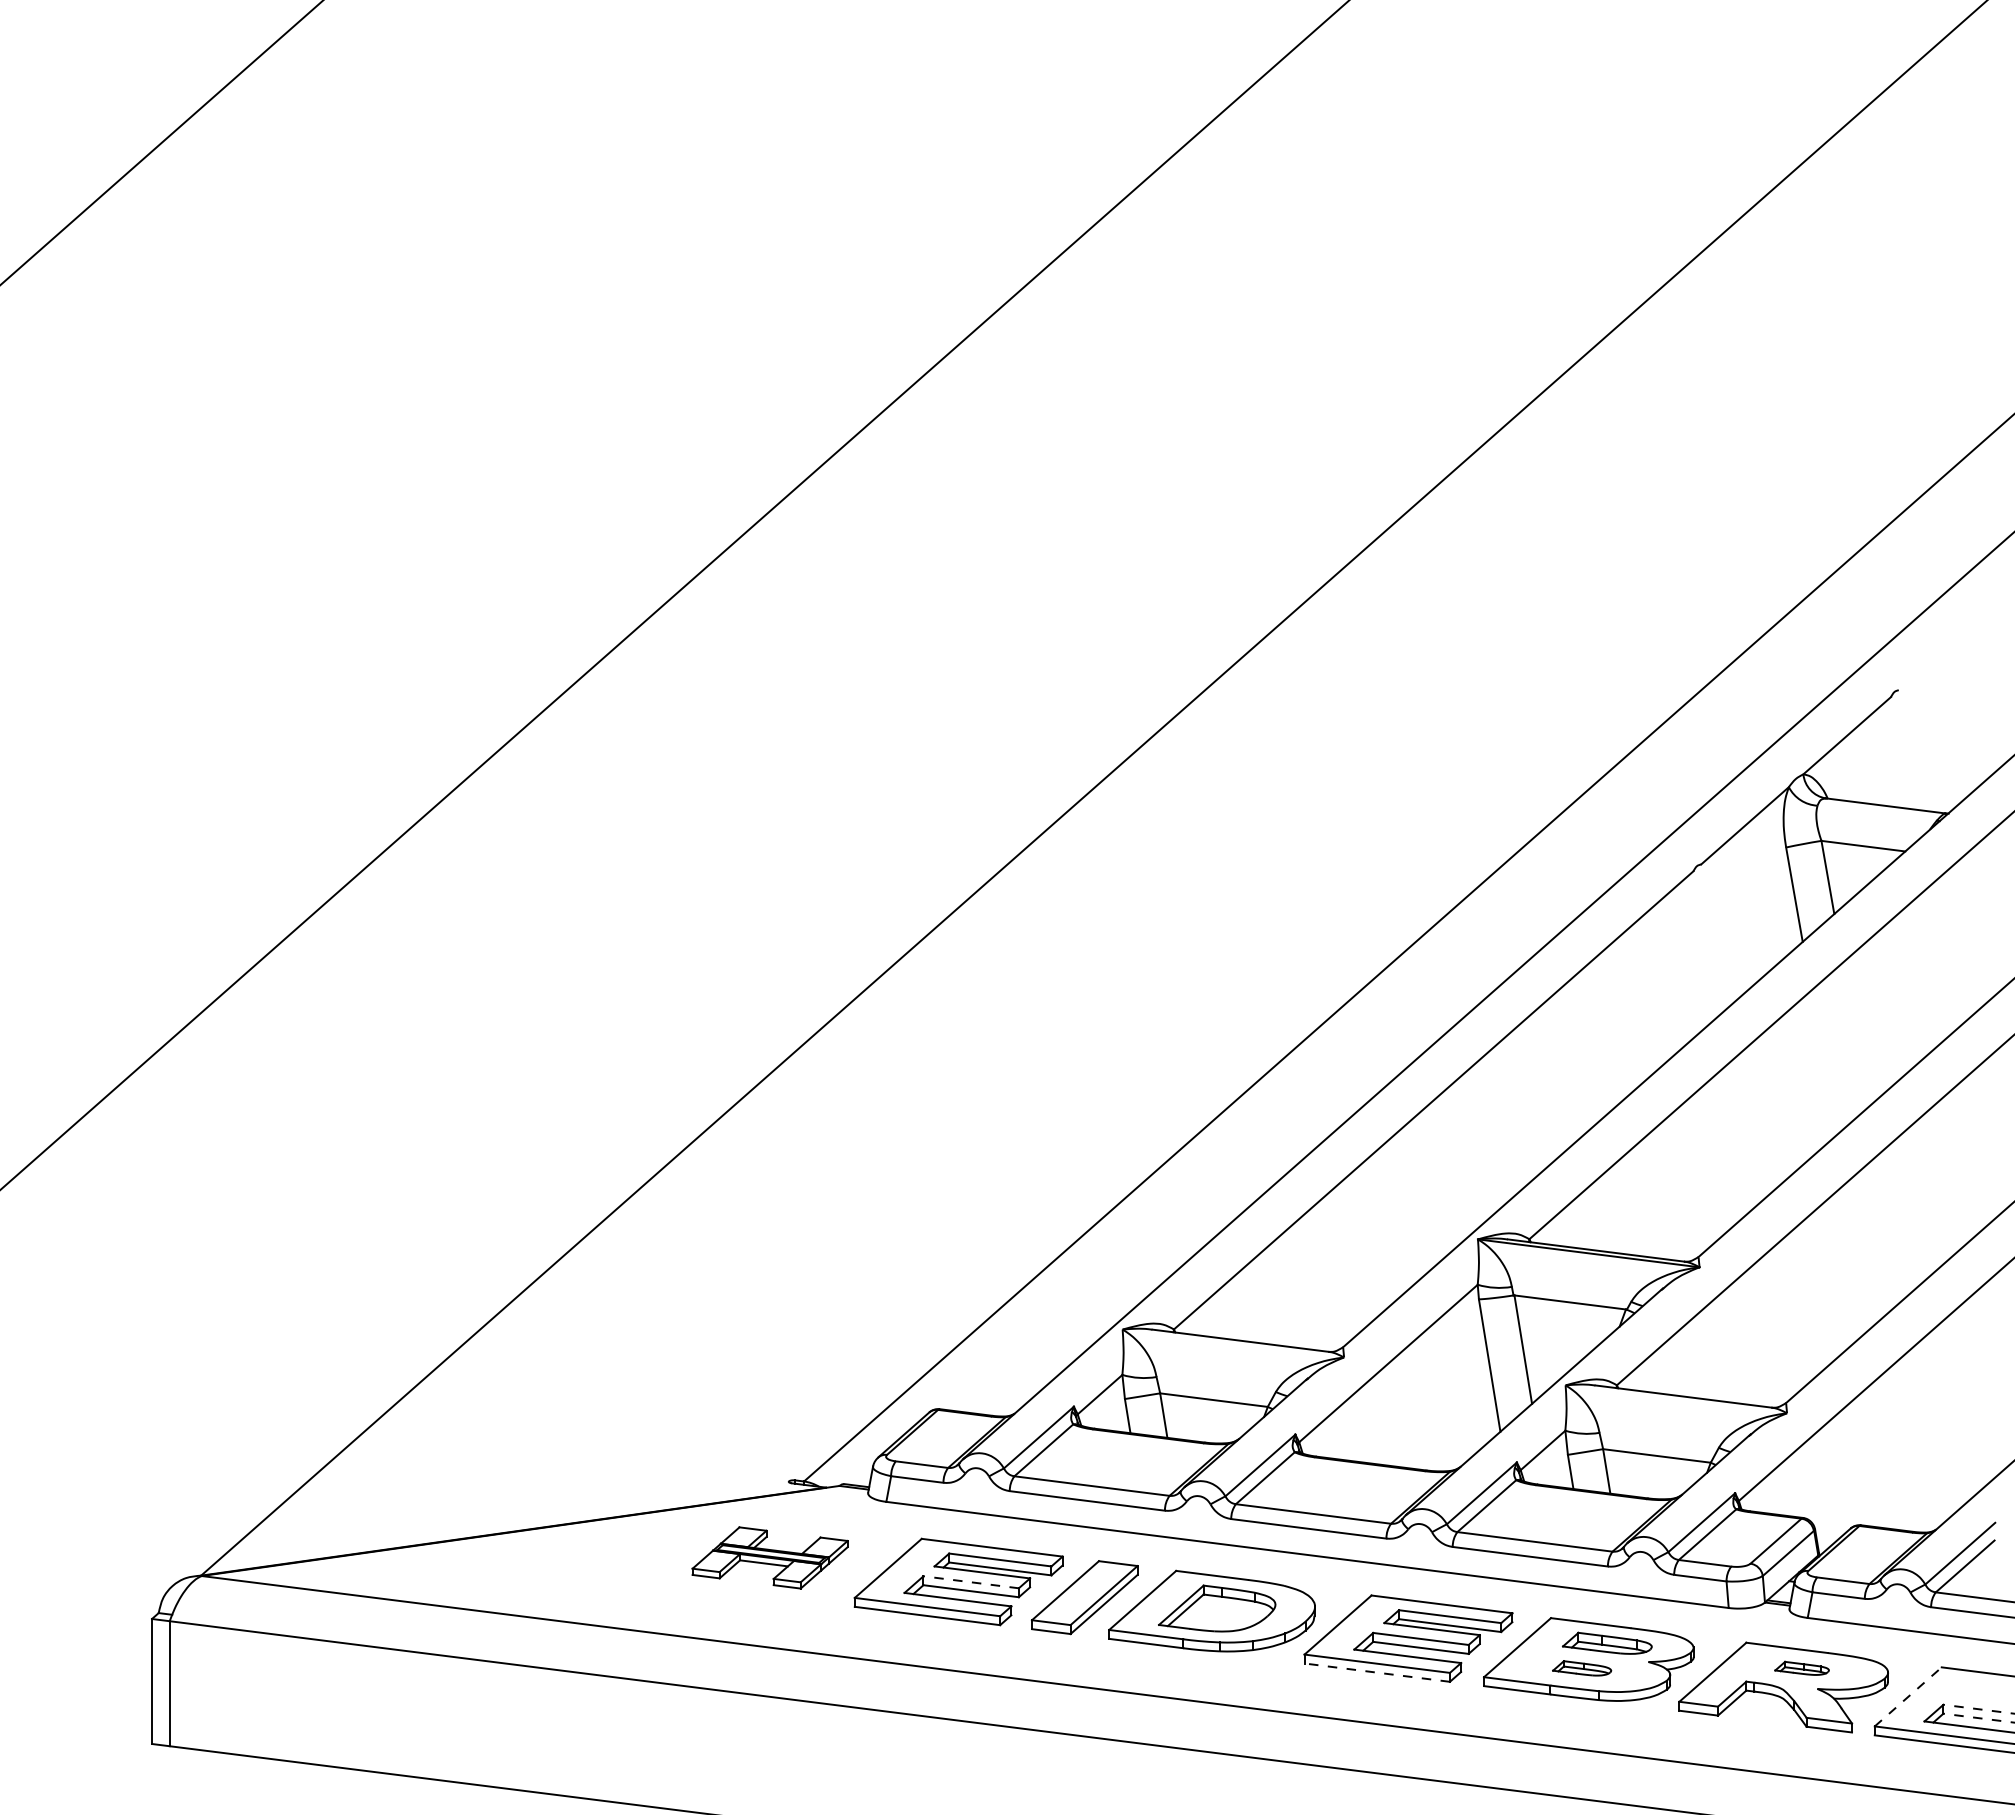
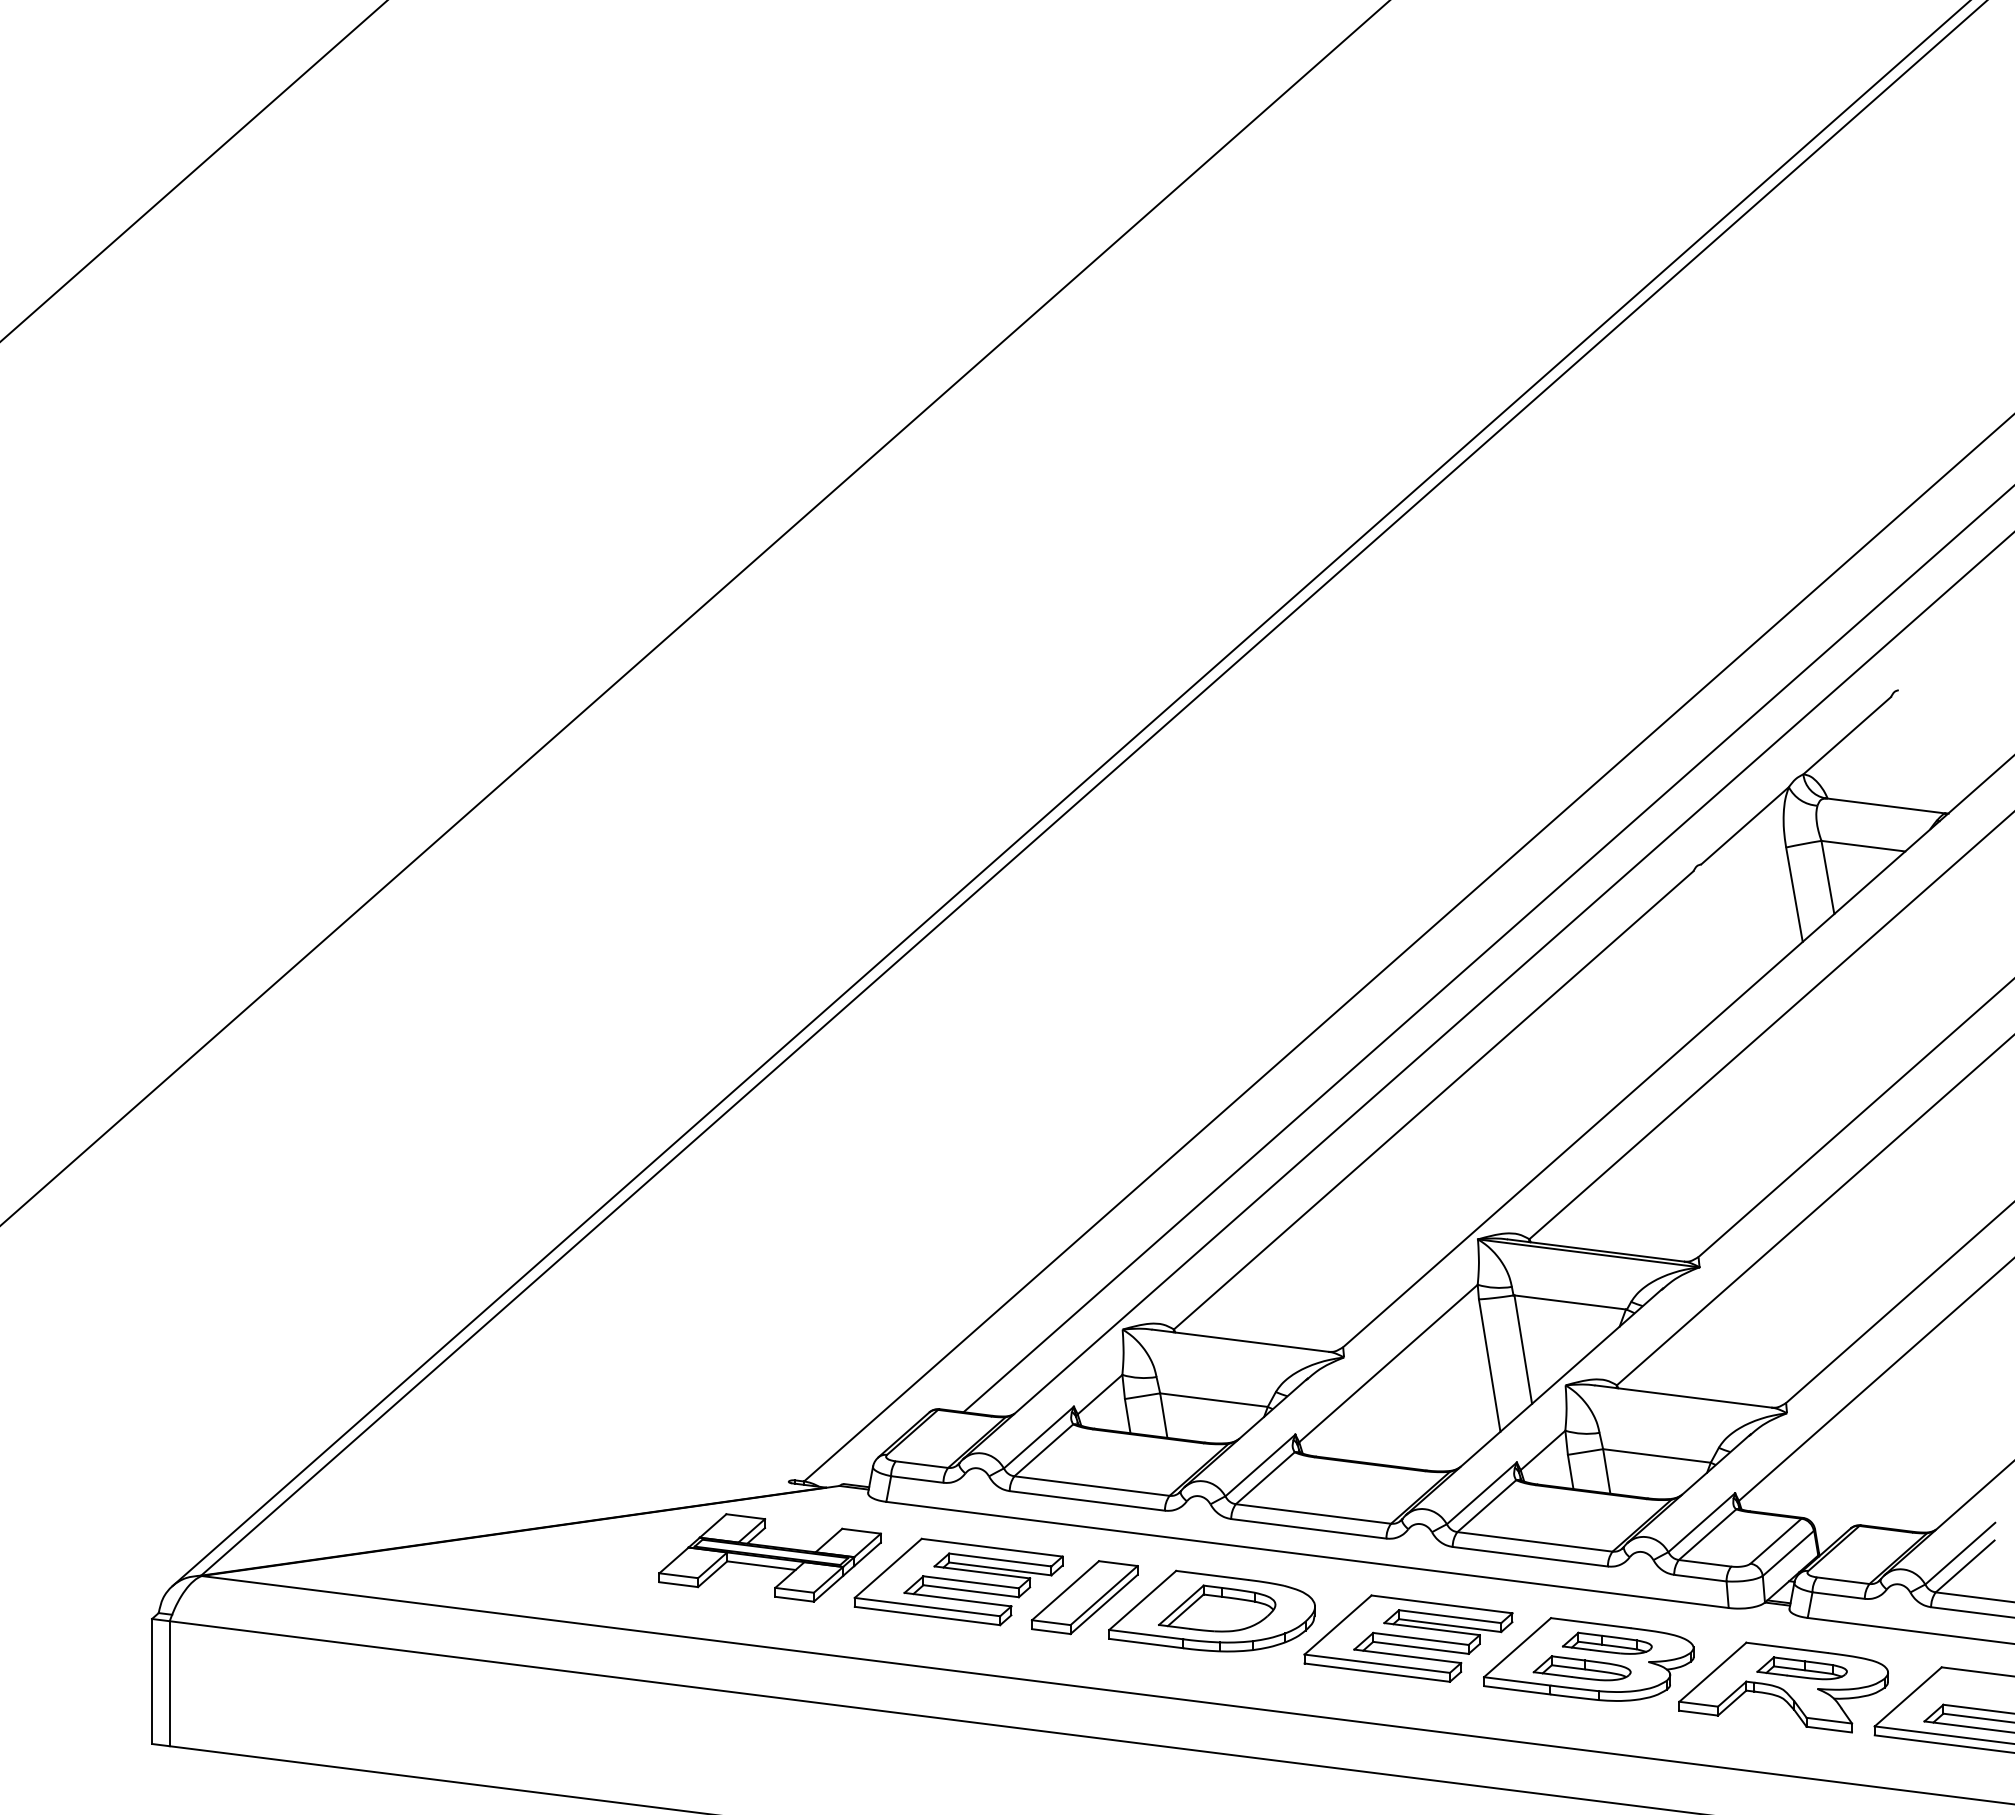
line position: (161, 142) -> (193, 170) (193, 170)
line position: (674, 595) -> (694, 612) (694, 612)
line: none -> present (1070, 794)
line: none -> present (1487, 949)
part size: 158x64 px -> 224x90 px (769, 1557)
line: dashed -> solid (970, 1582)
part size: 56x16 px -> 92x25 px (1801, 1668)
part size: 61x17 px -> 100x27 px (1581, 1668)
line: dashed -> solid (1376, 1672)
line: dashed -> solid (1908, 1696)
line: dashed -> solid (1978, 1709)
line: dashed -> solid (1978, 1718)
